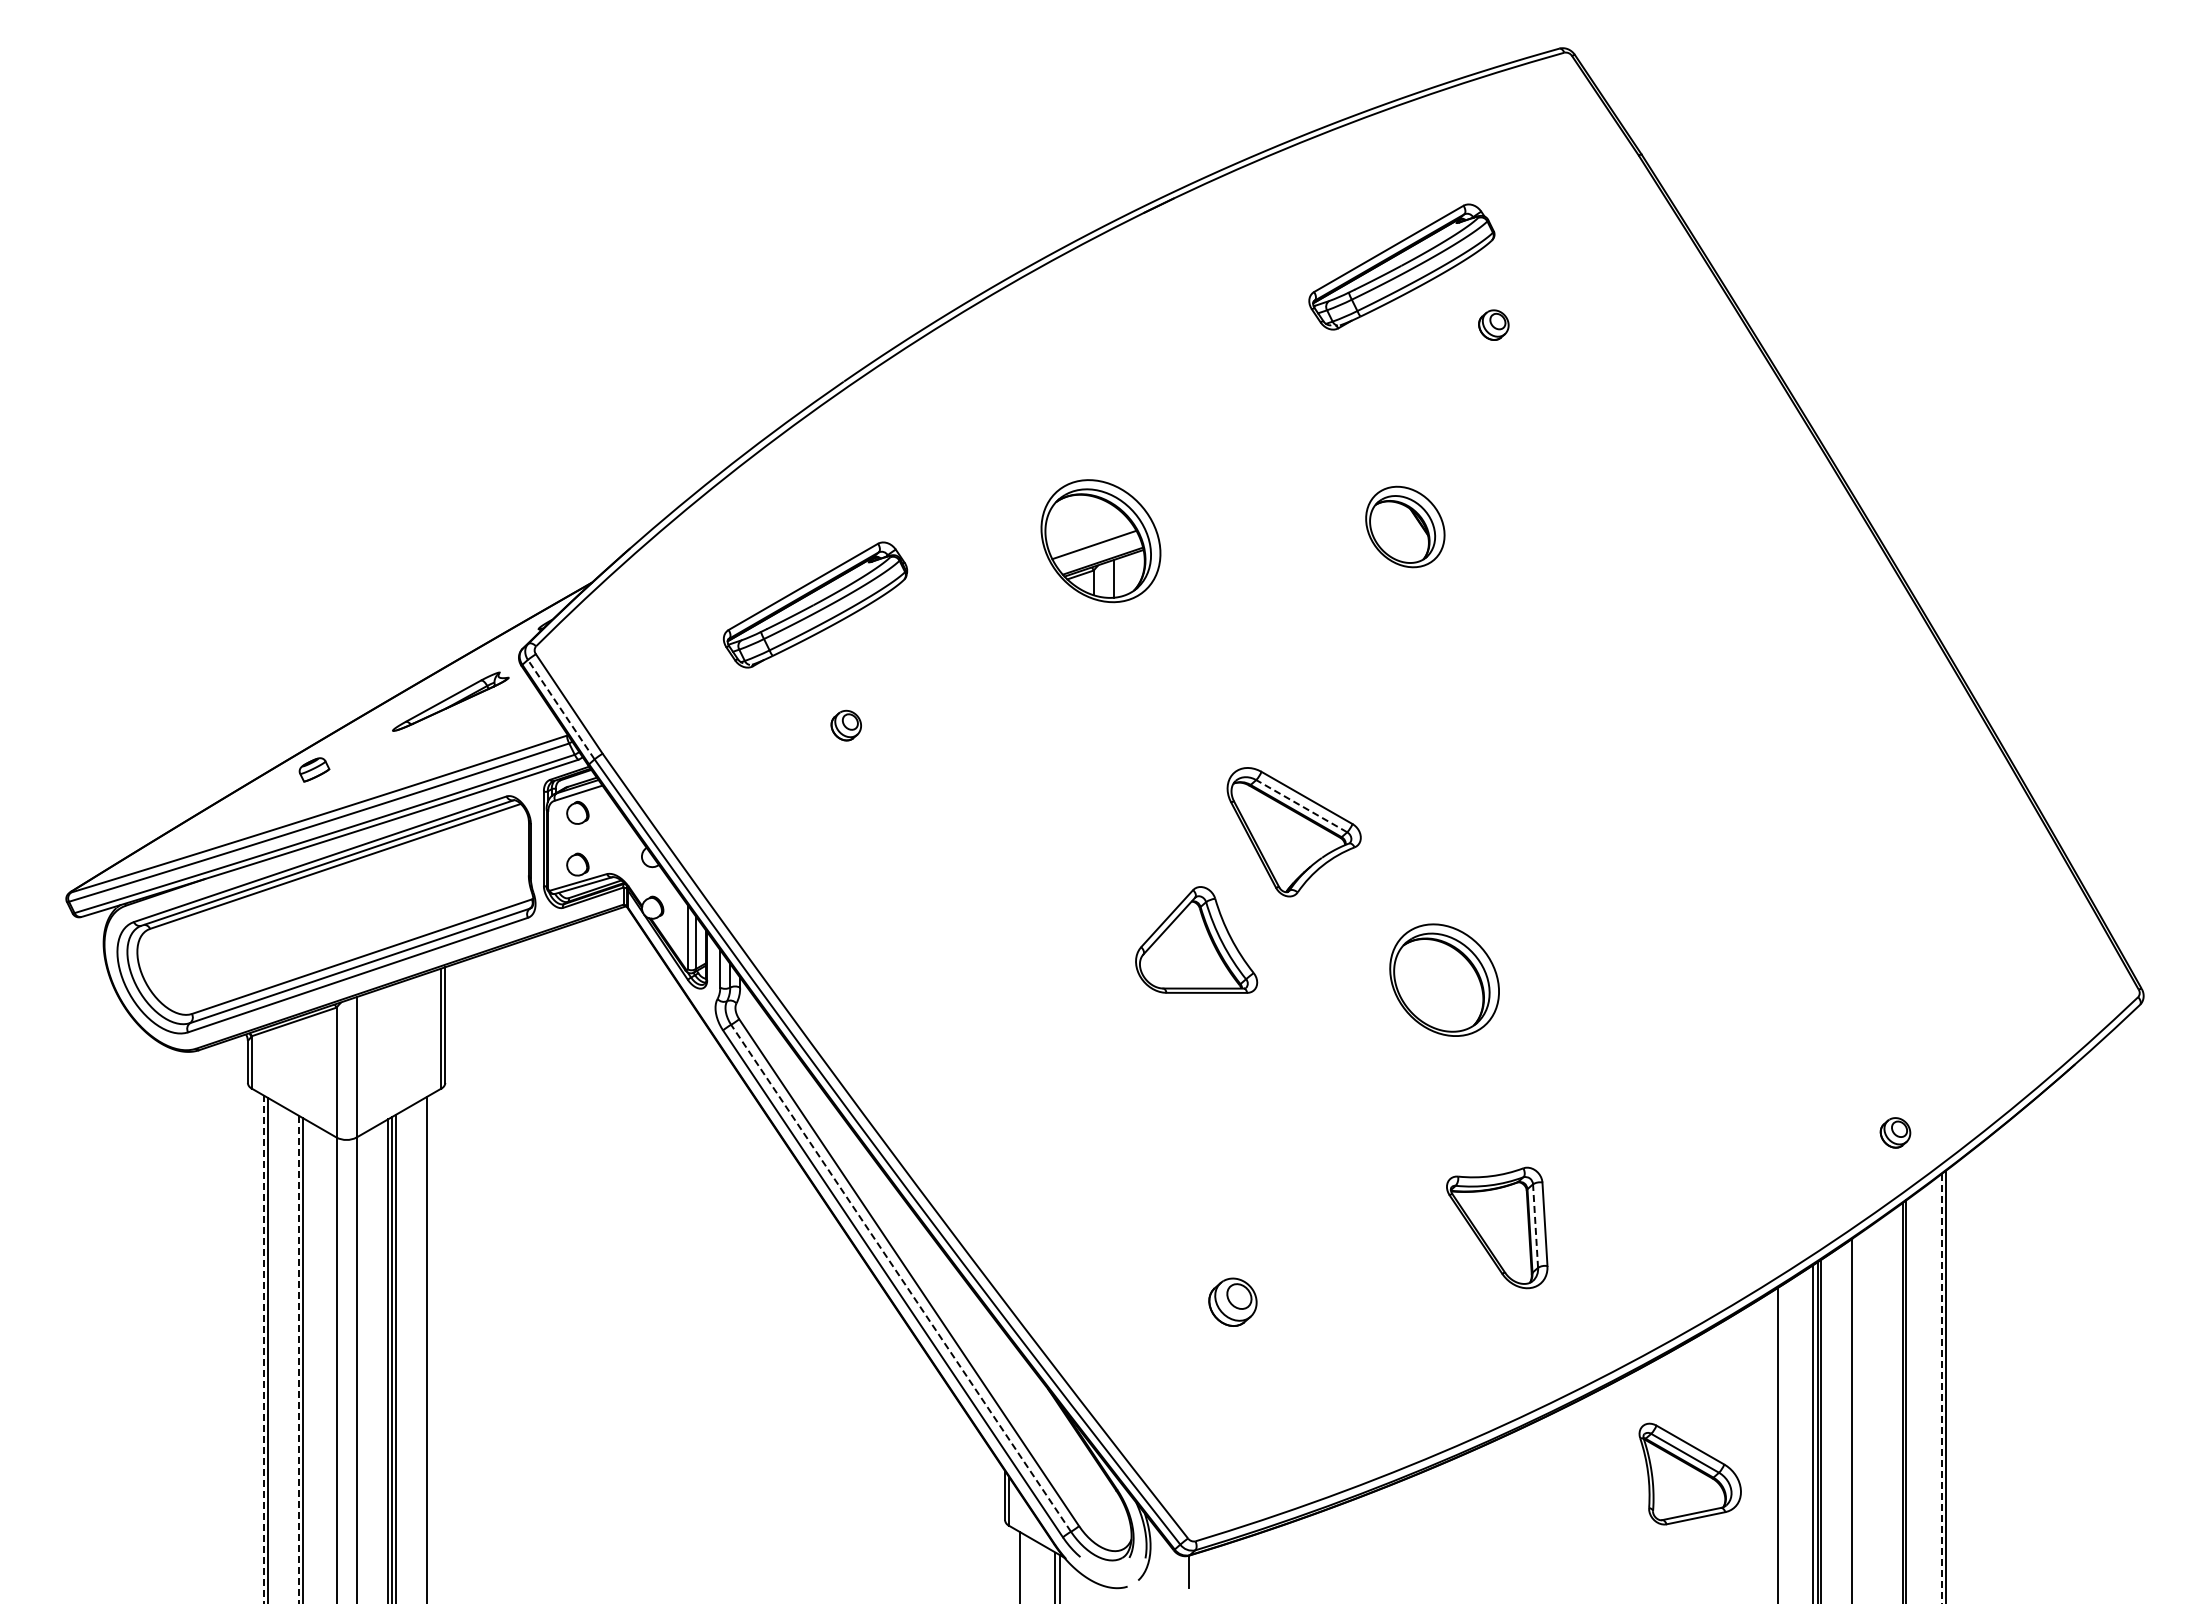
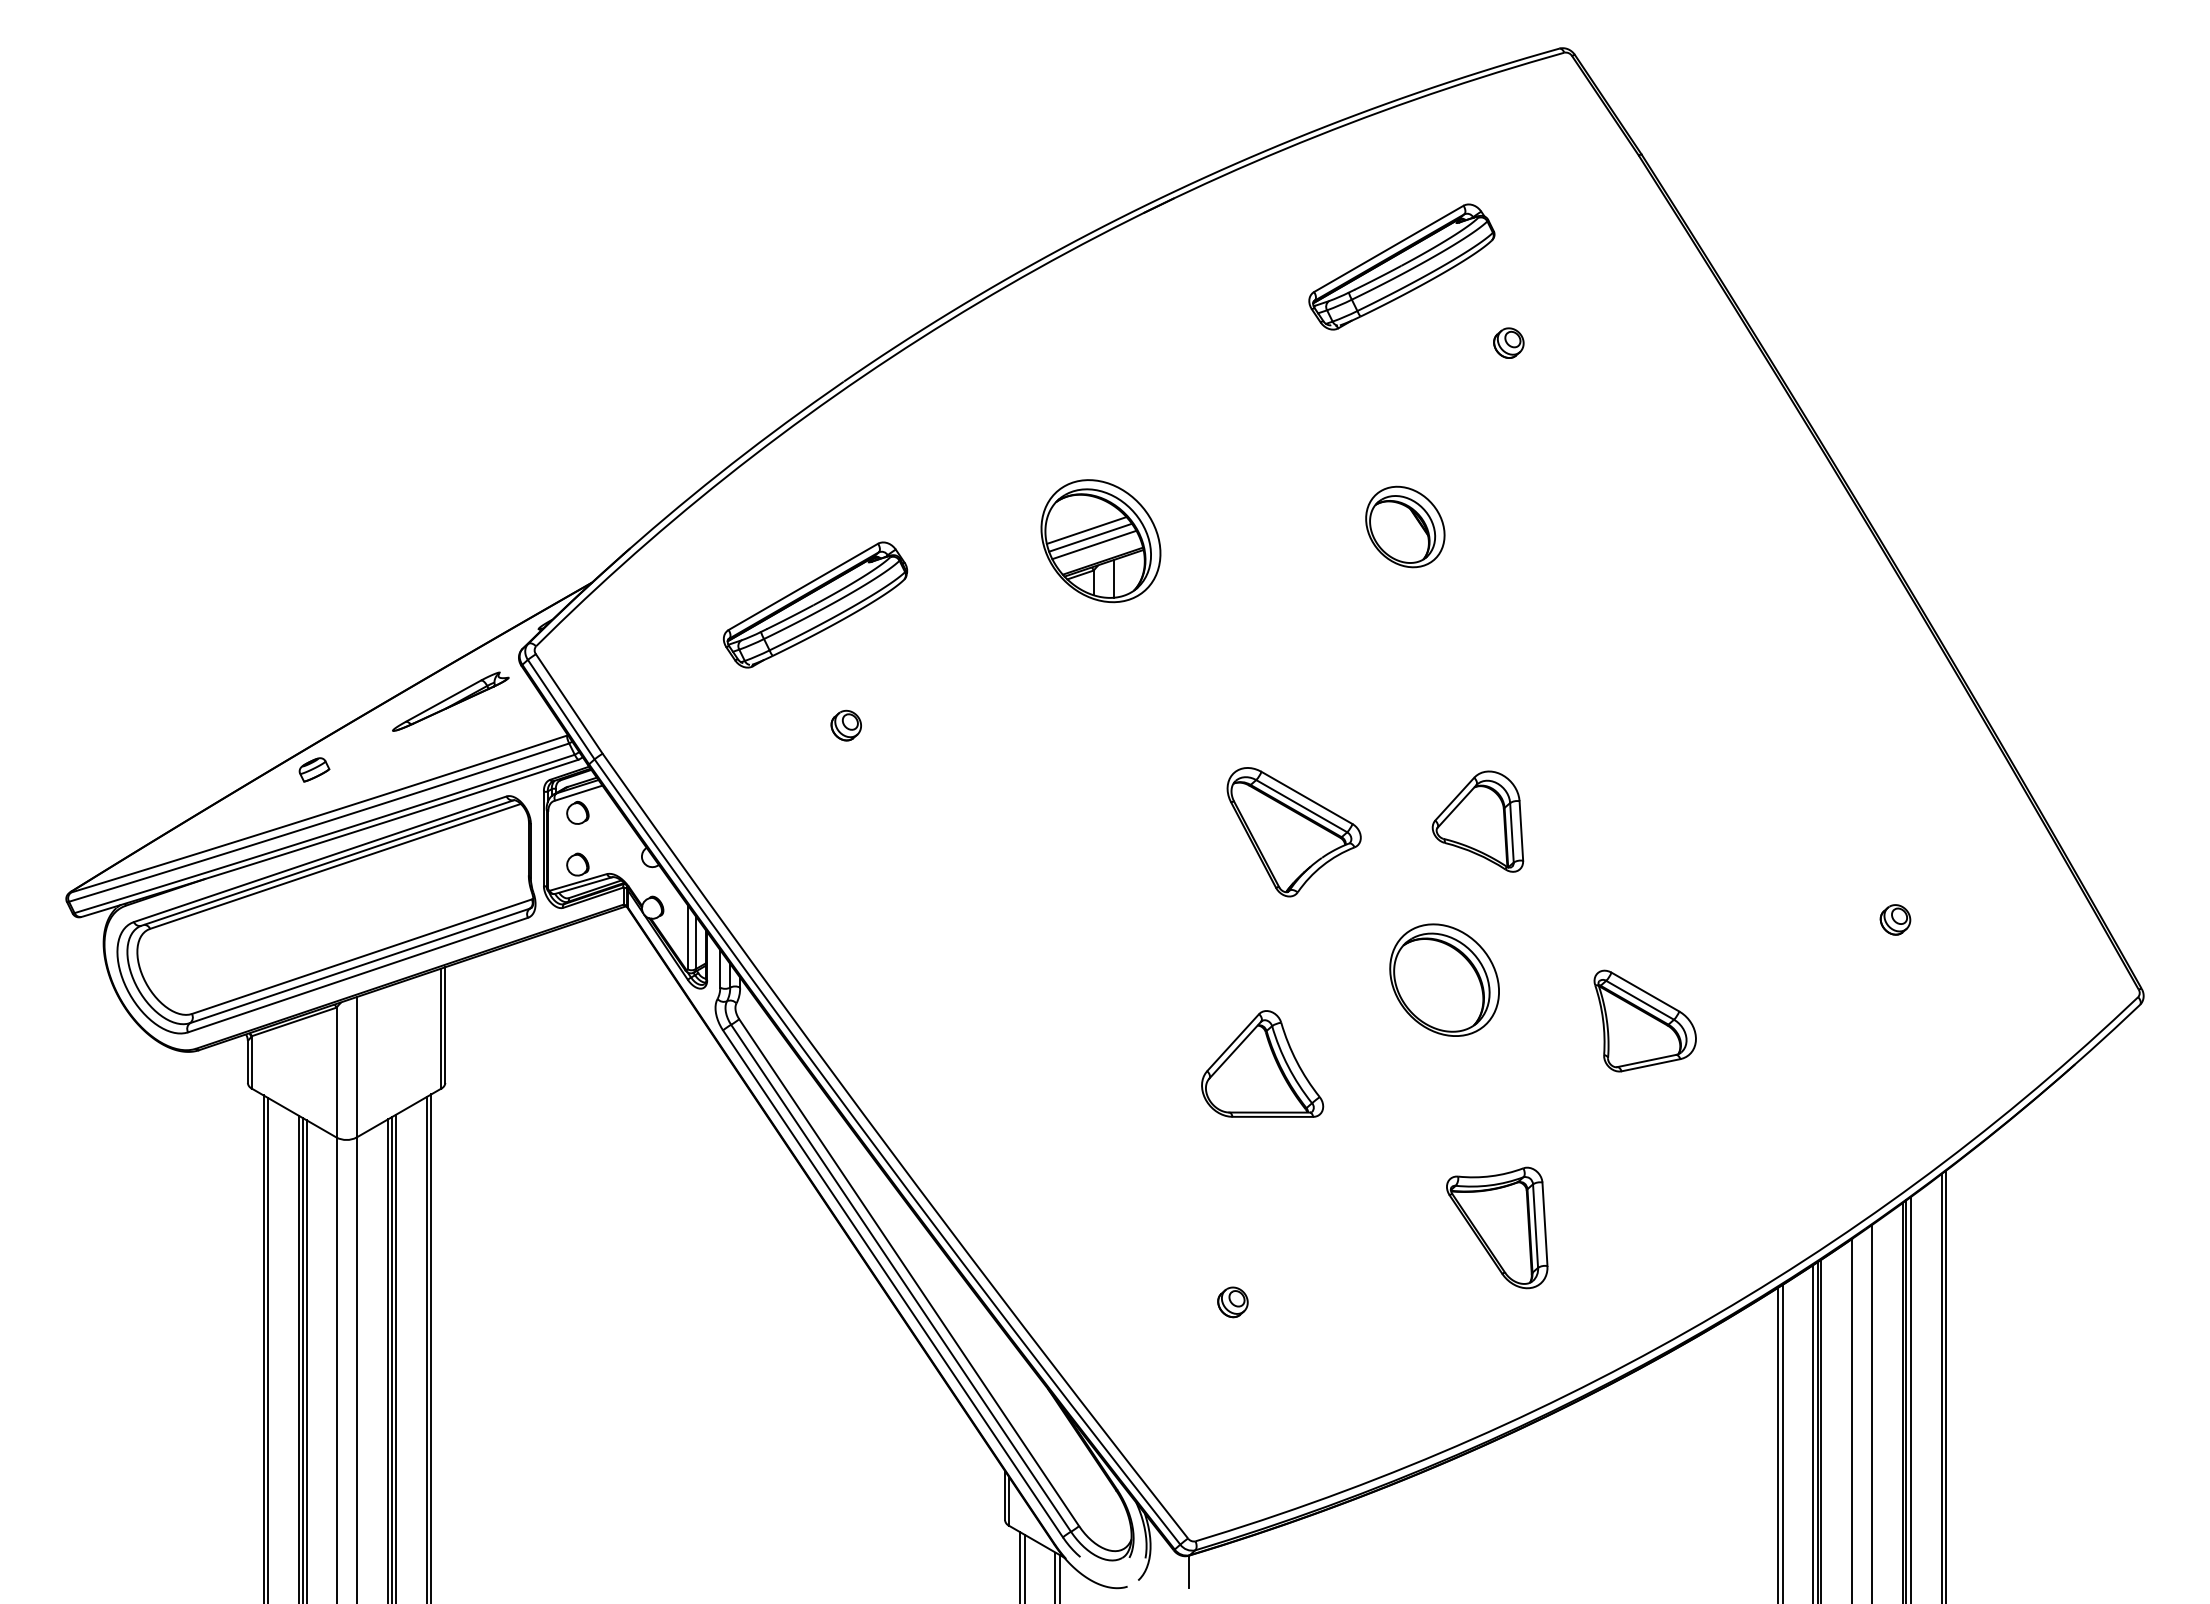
part position: (1493, 324) -> (1508, 342) (1508, 342)
line: none -> present (1086, 530)
line: none -> present (1090, 537)
line: dashed -> solid (561, 709)
line: dashed -> solid (1301, 805)
part: none -> present (1477, 821)
part position: (1196, 939) -> (1262, 1063) (1262, 1063)
part position: (1895, 1132) -> (1895, 919) (1895, 919)
line: dashed -> solid (1535, 1226)
line: dashed -> solid (900, 1277)
part size: 50x50 px -> 32x33 px (1232, 1302)
line: none -> present (431, 1347)
line: dashed -> solid (263, 1349)
line: dashed -> solid (298, 1359)
line: none -> present (306, 1360)
line: dashed -> solid (1941, 1388)
line: none -> present (1911, 1398)
line: none -> present (1872, 1412)
line: none -> present (1782, 1442)
part position: (1689, 1473) -> (1644, 1020) (1644, 1020)
line: none -> present (1024, 1567)
